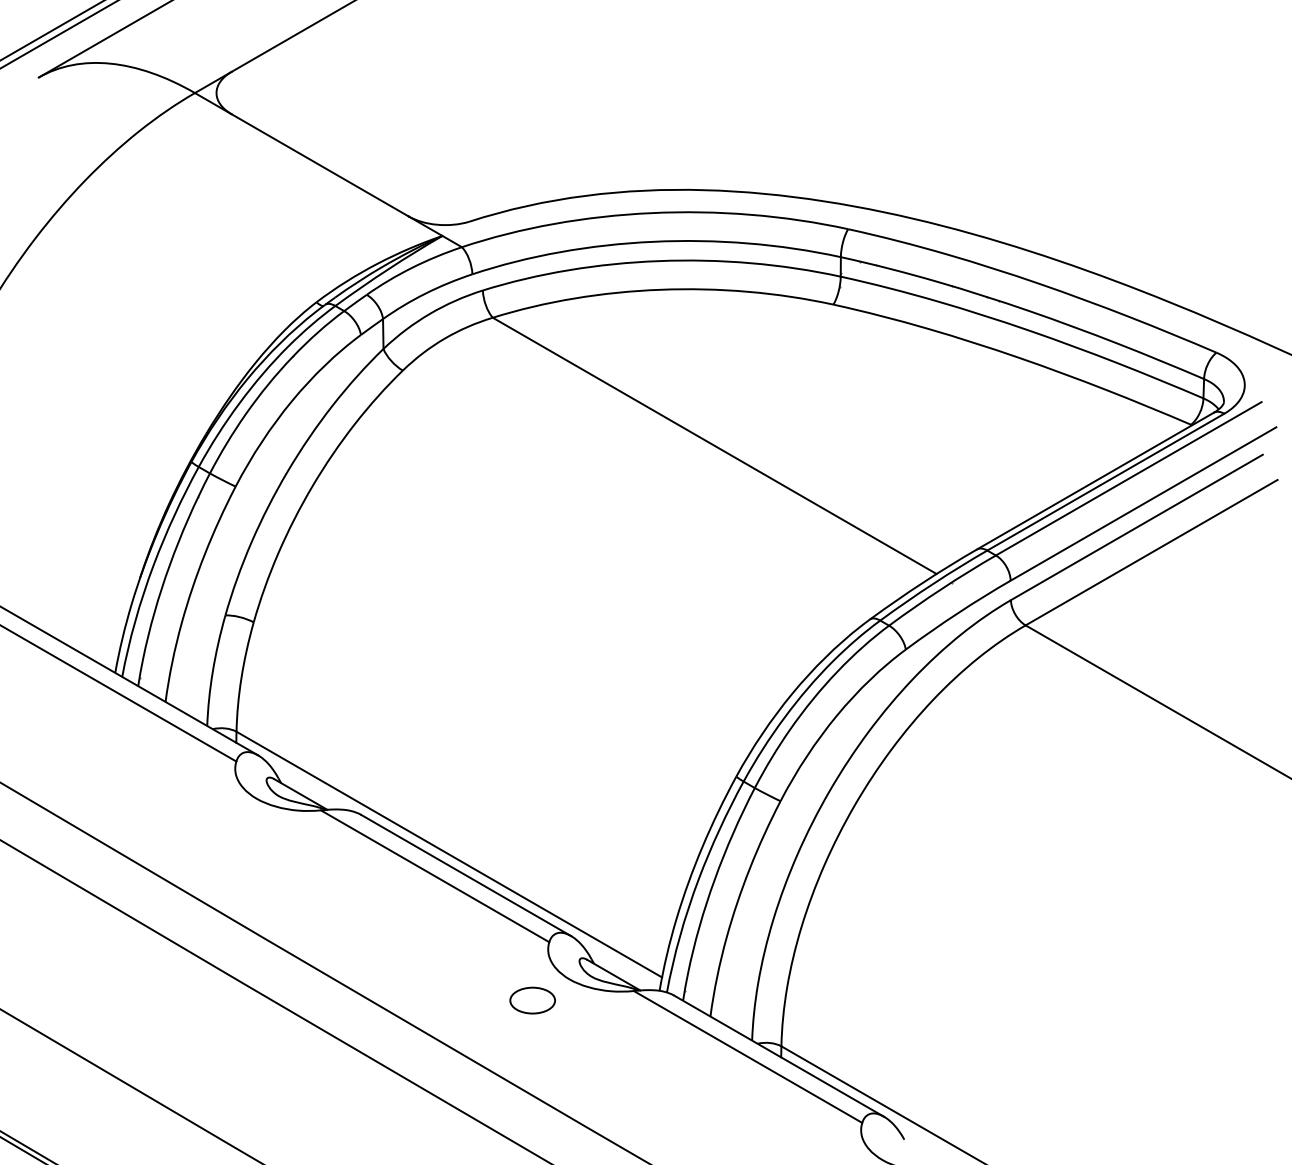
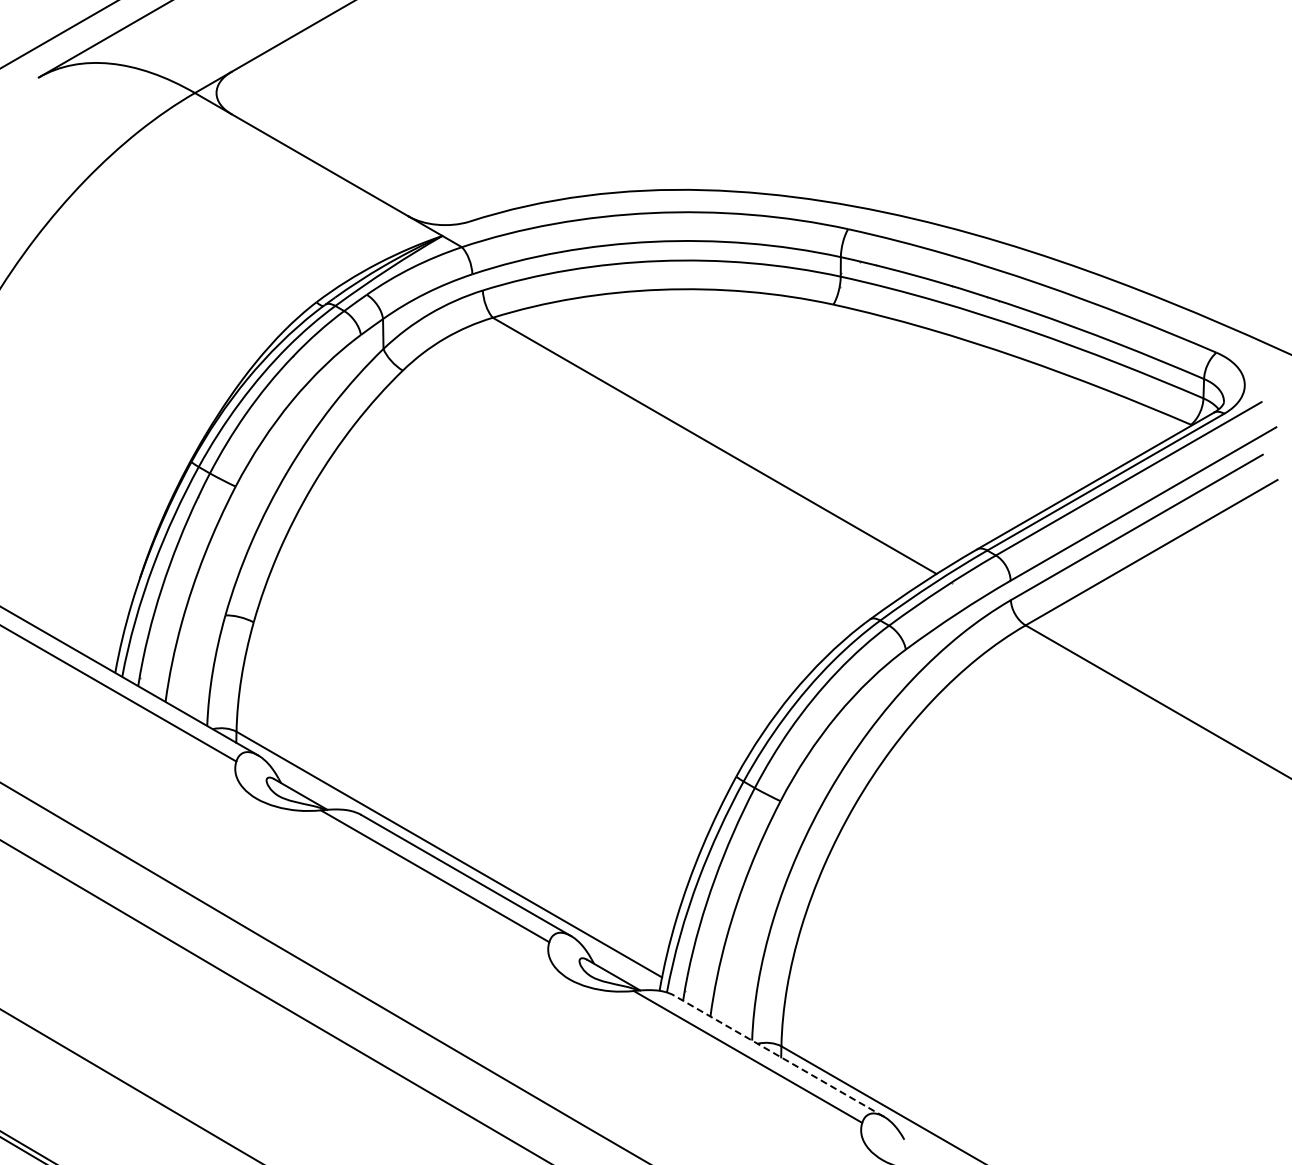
line: present -> none (51, 30)
part: present -> none (532, 1000)
line: solid -> dashed (778, 1055)
